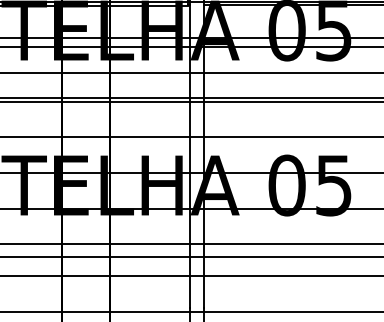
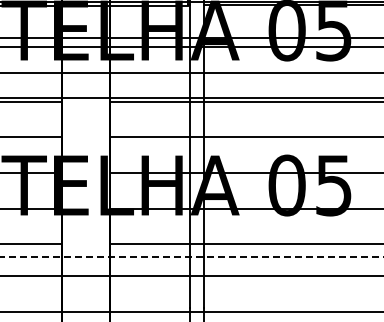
hatch: present -> none (85, 172)
line: solid -> dashed (191, 257)
